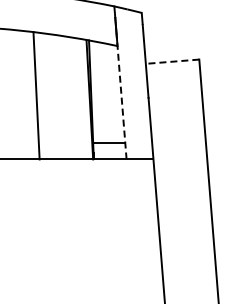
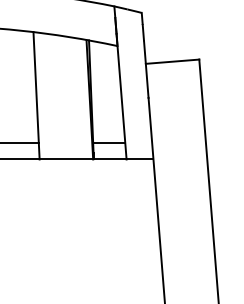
line: dashed -> solid (172, 61)
line: dashed -> solid (121, 96)
line: none -> present (20, 142)
